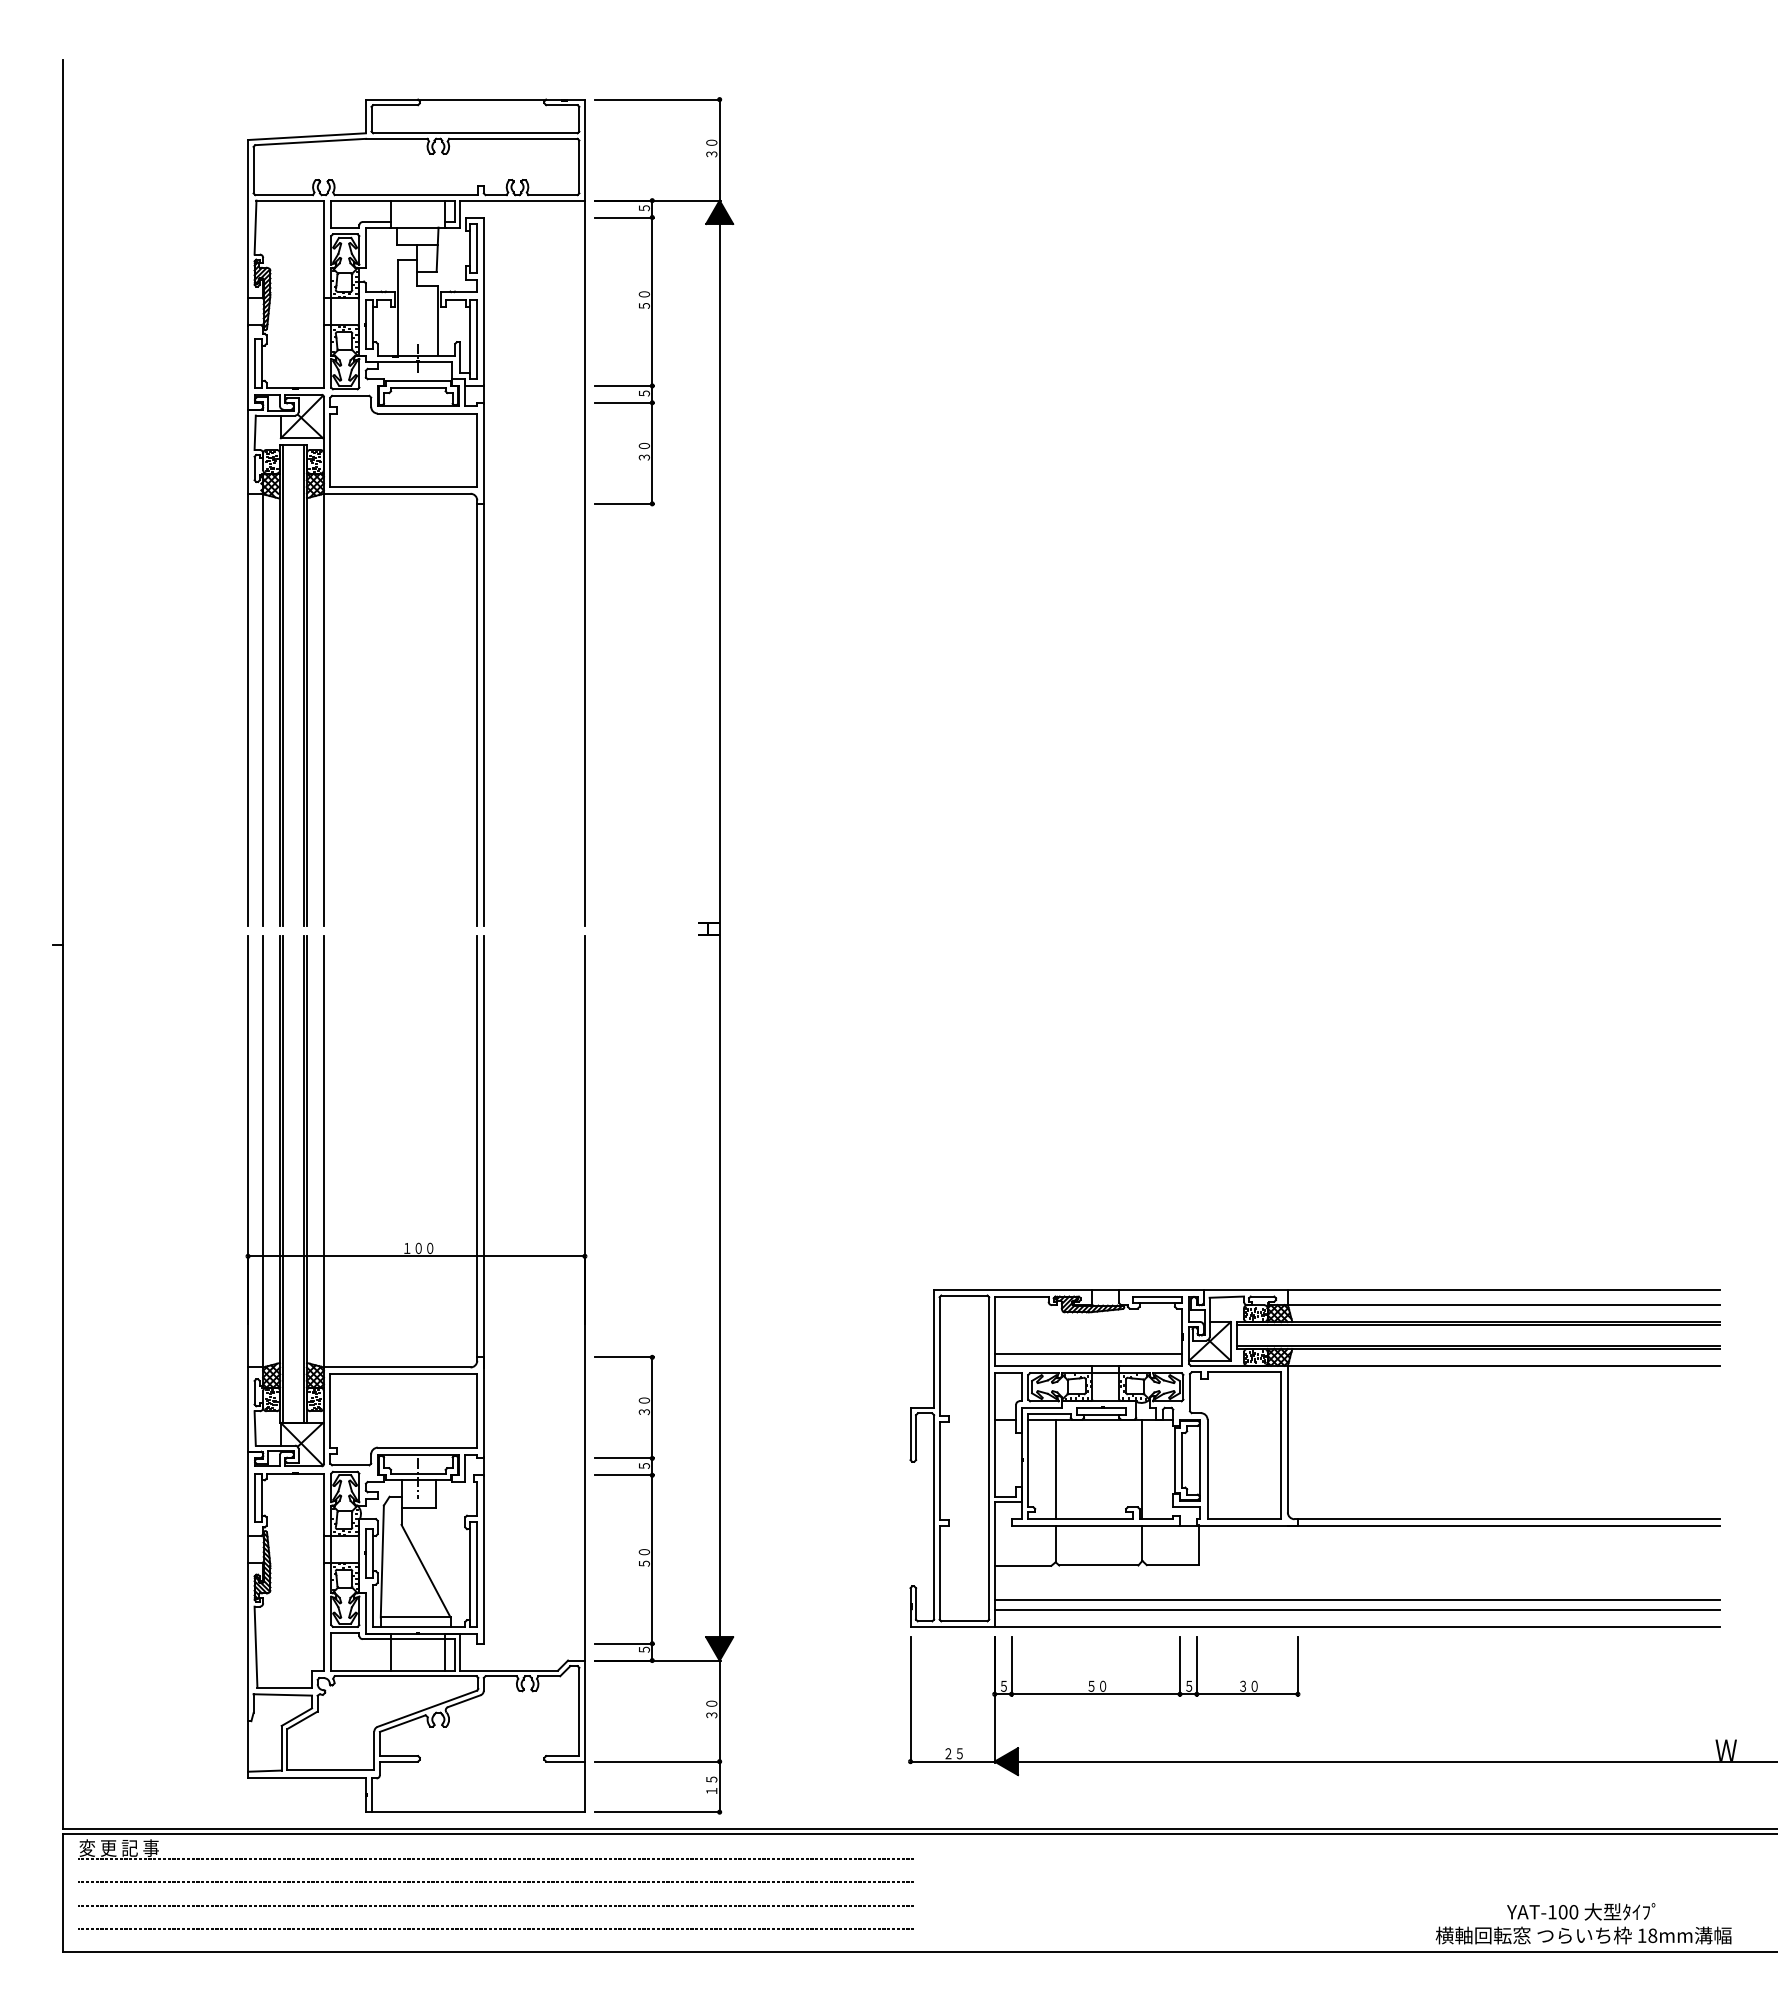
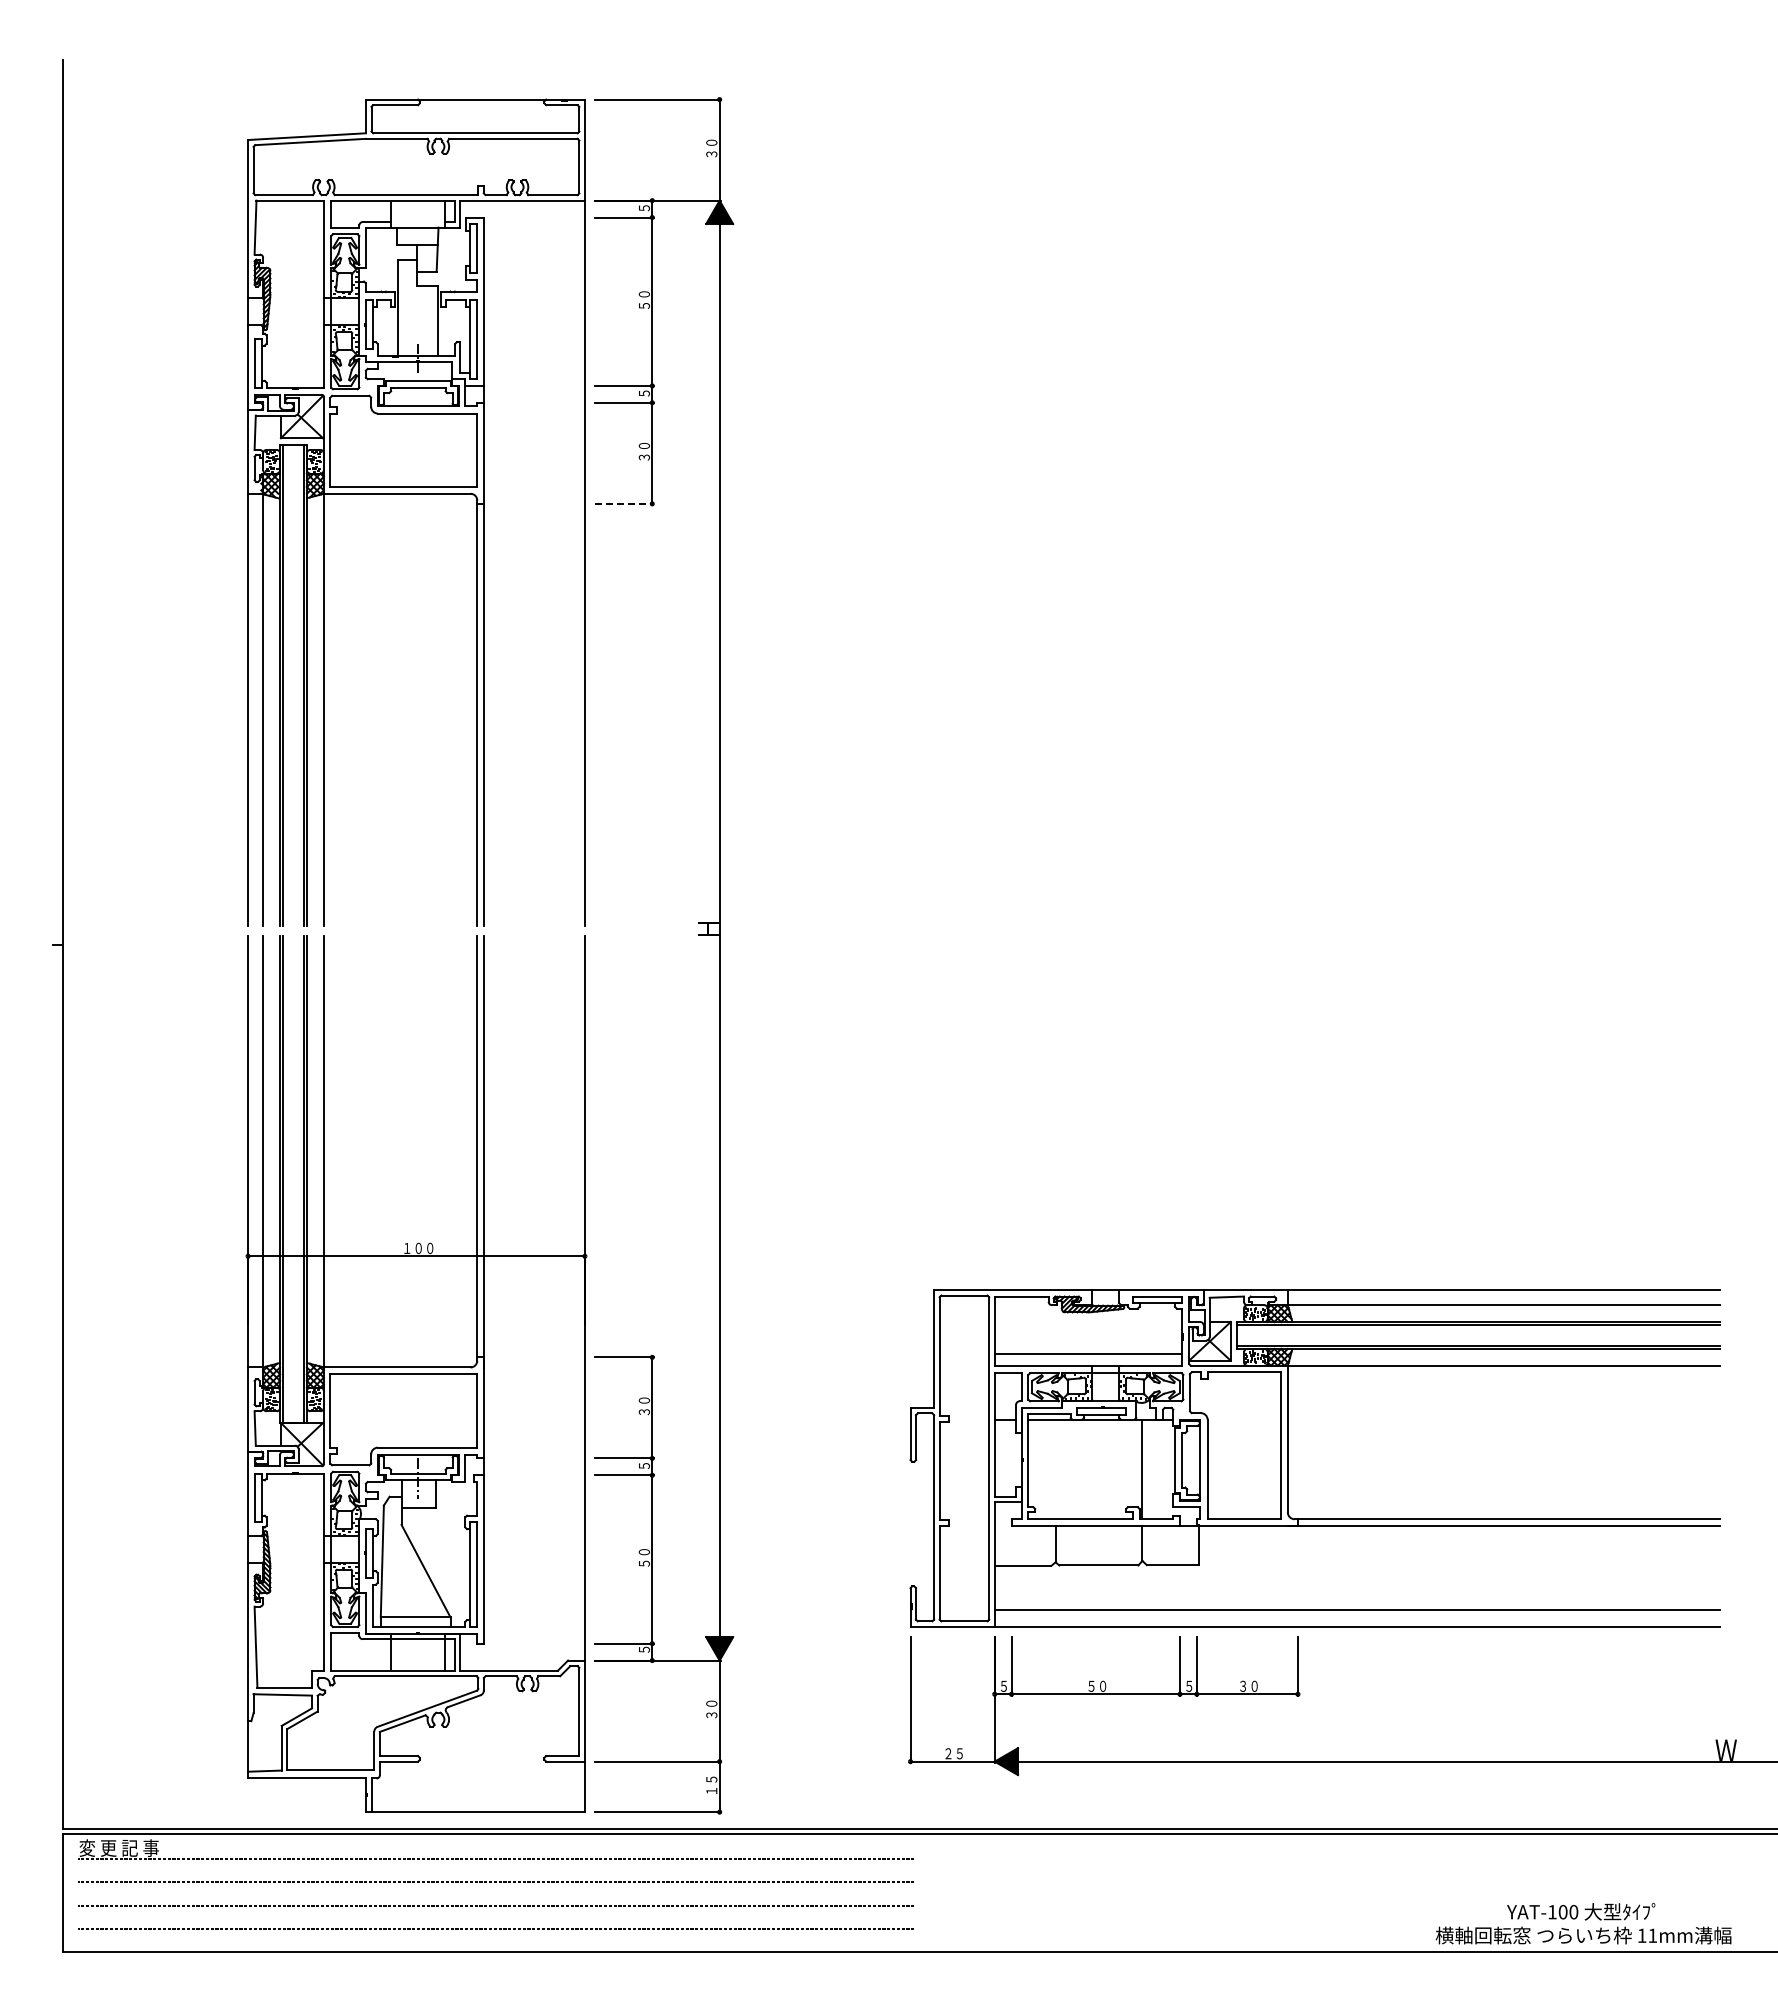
line: solid -> dashed (625, 503)
line: present -> none (1055, 1469)
line: present -> none (1356, 1599)
text: 18mm -> 11mm (1652, 1935)
